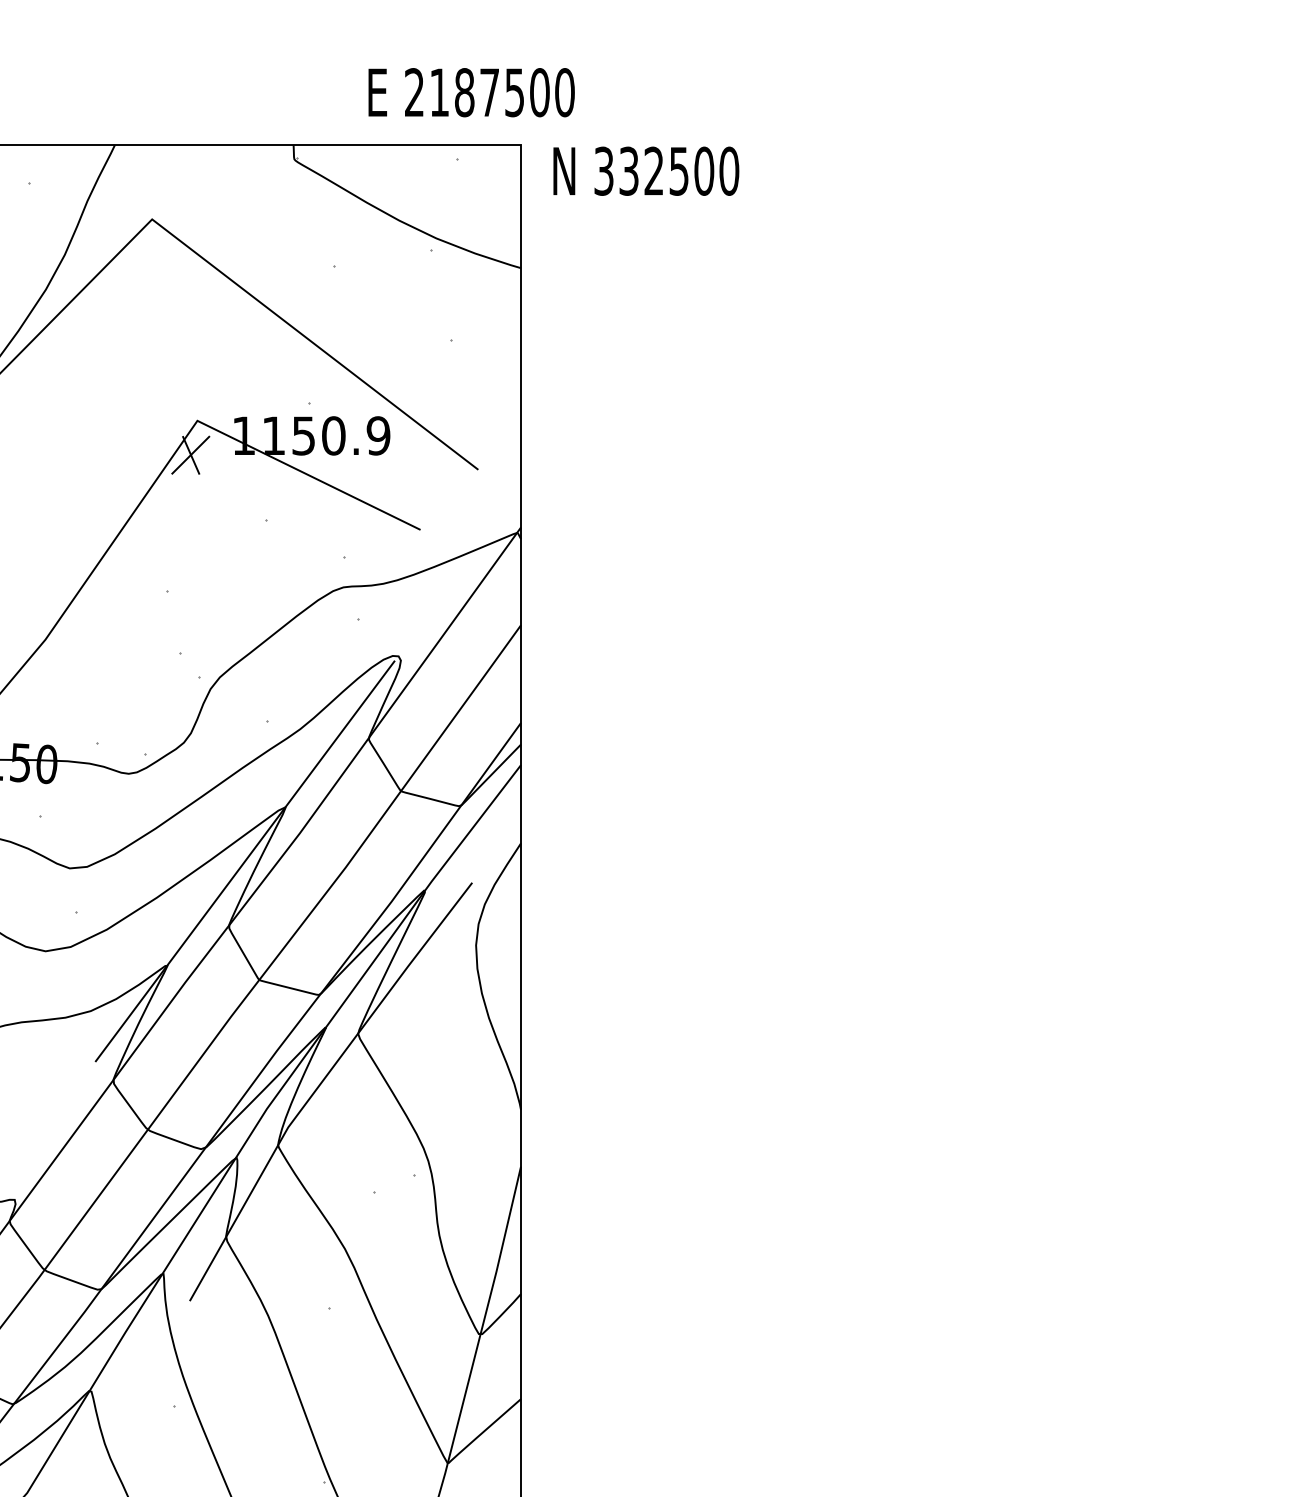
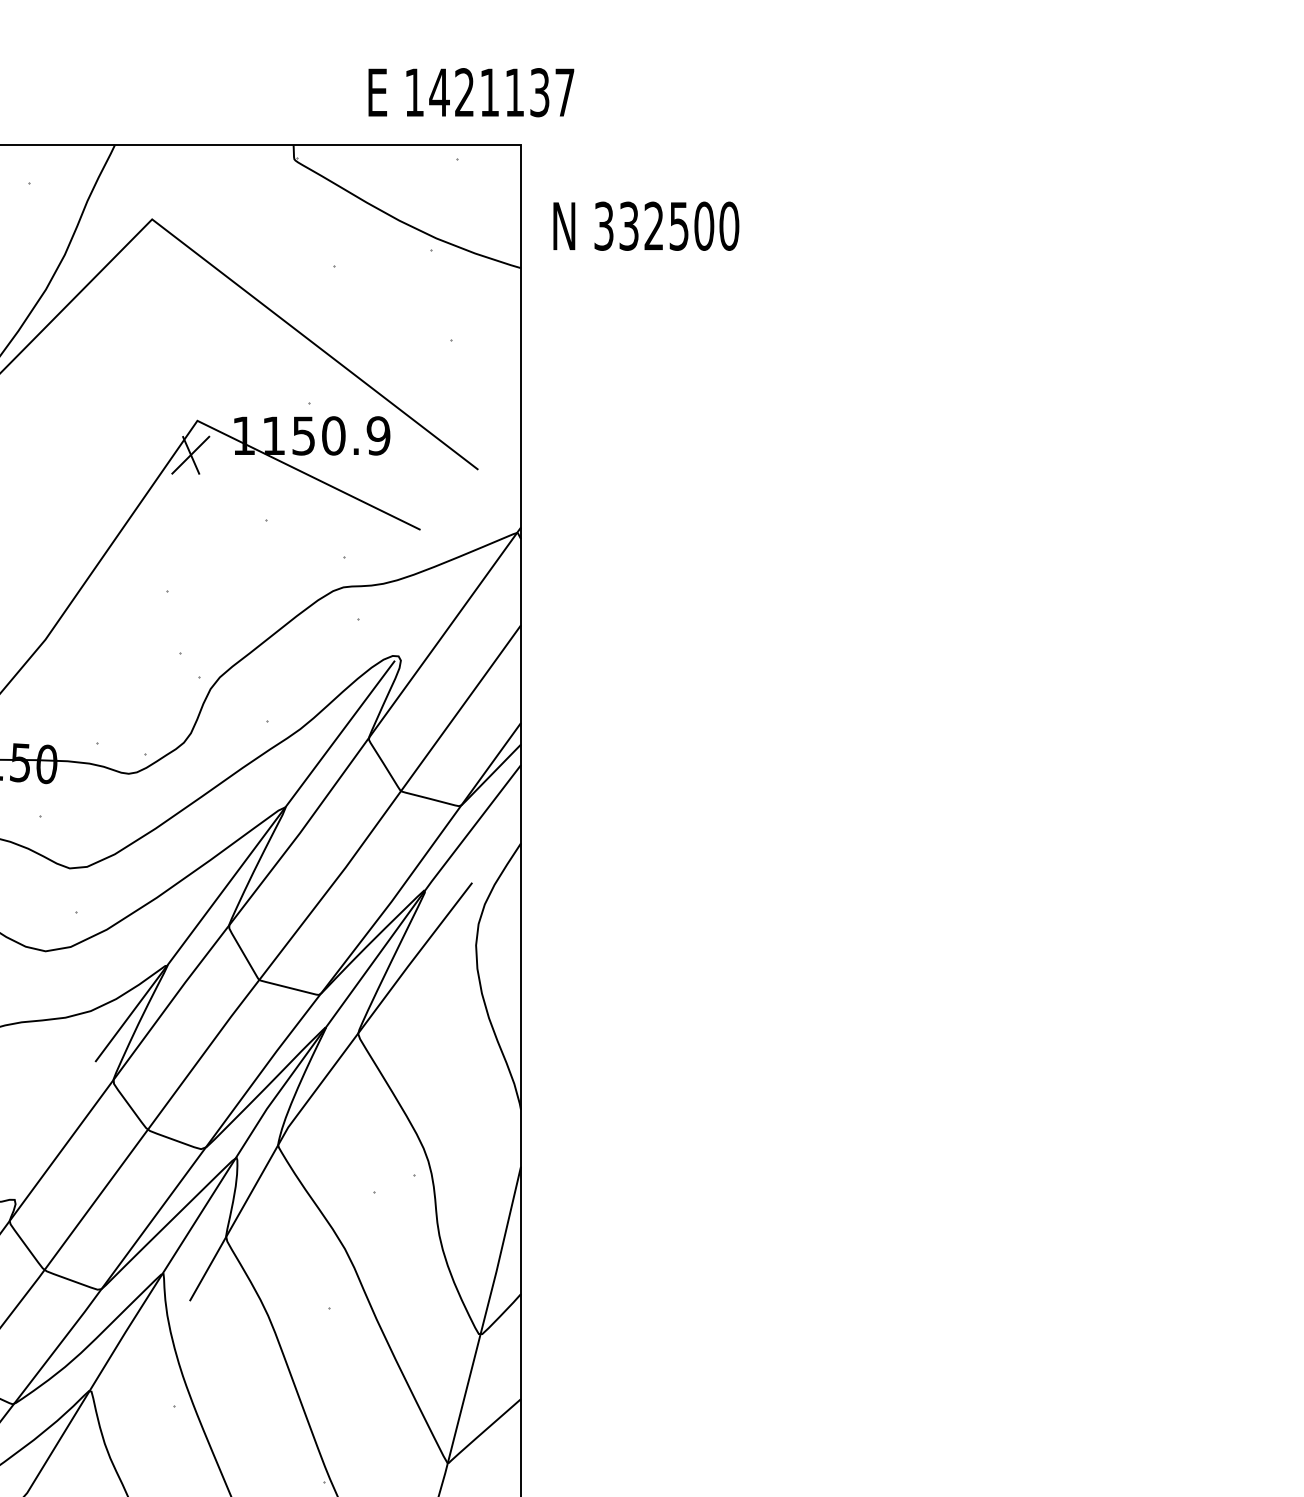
text: 2187500 -> 1421137 (489, 92)
text position: (646, 170) -> (646, 225) (646, 225)
